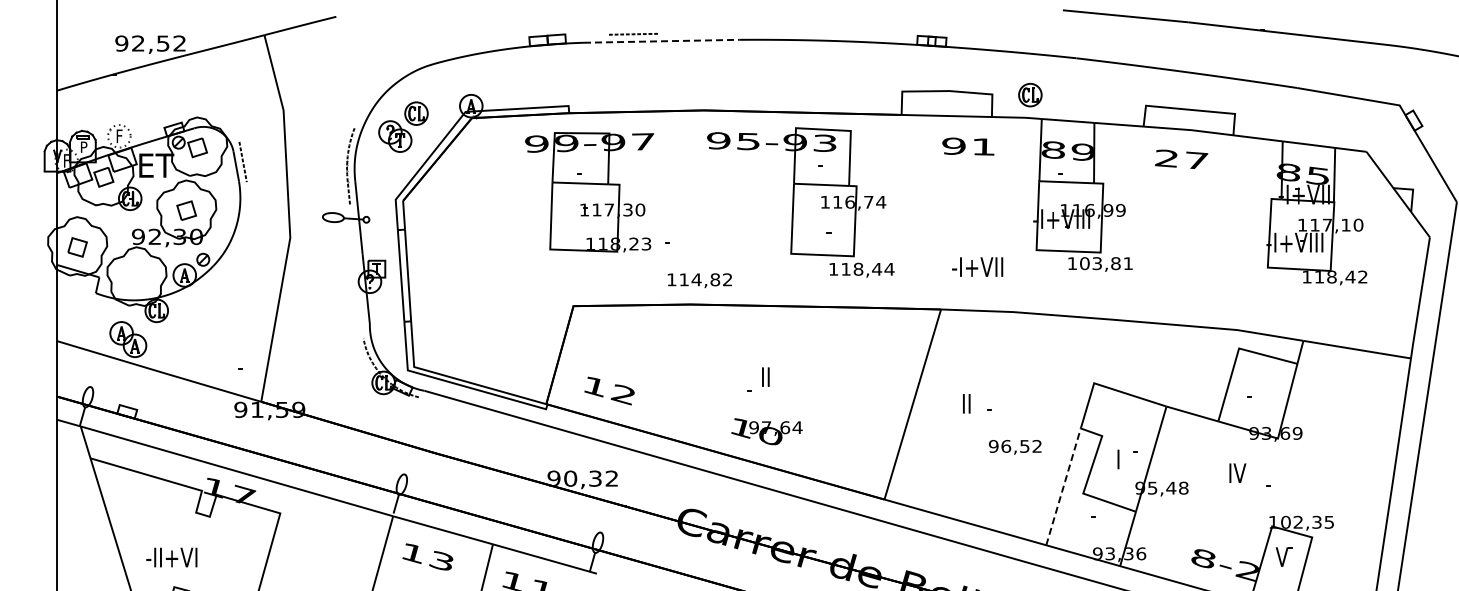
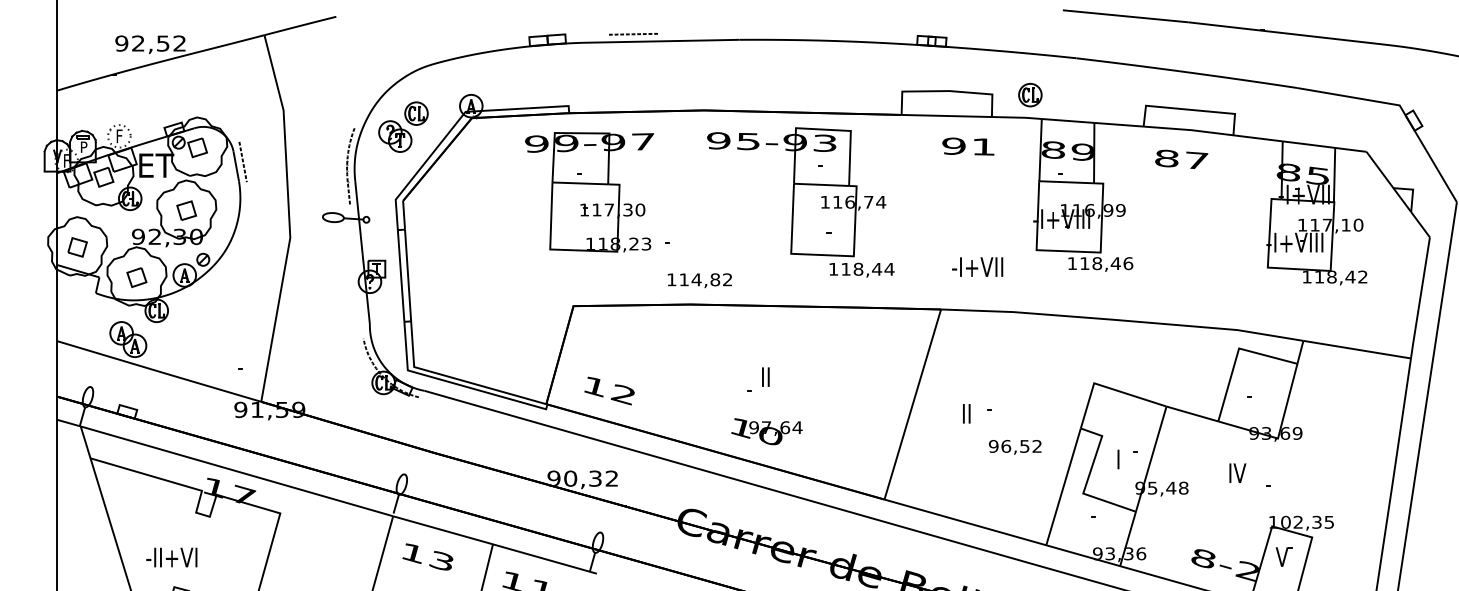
line: dashed -> solid (661, 41)
text: 27 -> 87 (1166, 158)
text: 103,81 -> 118,46 (1106, 263)
part: none -> present (136, 277)
text position: (966, 403) -> (966, 413) (966, 413)
line: dashed -> solid (1063, 486)
